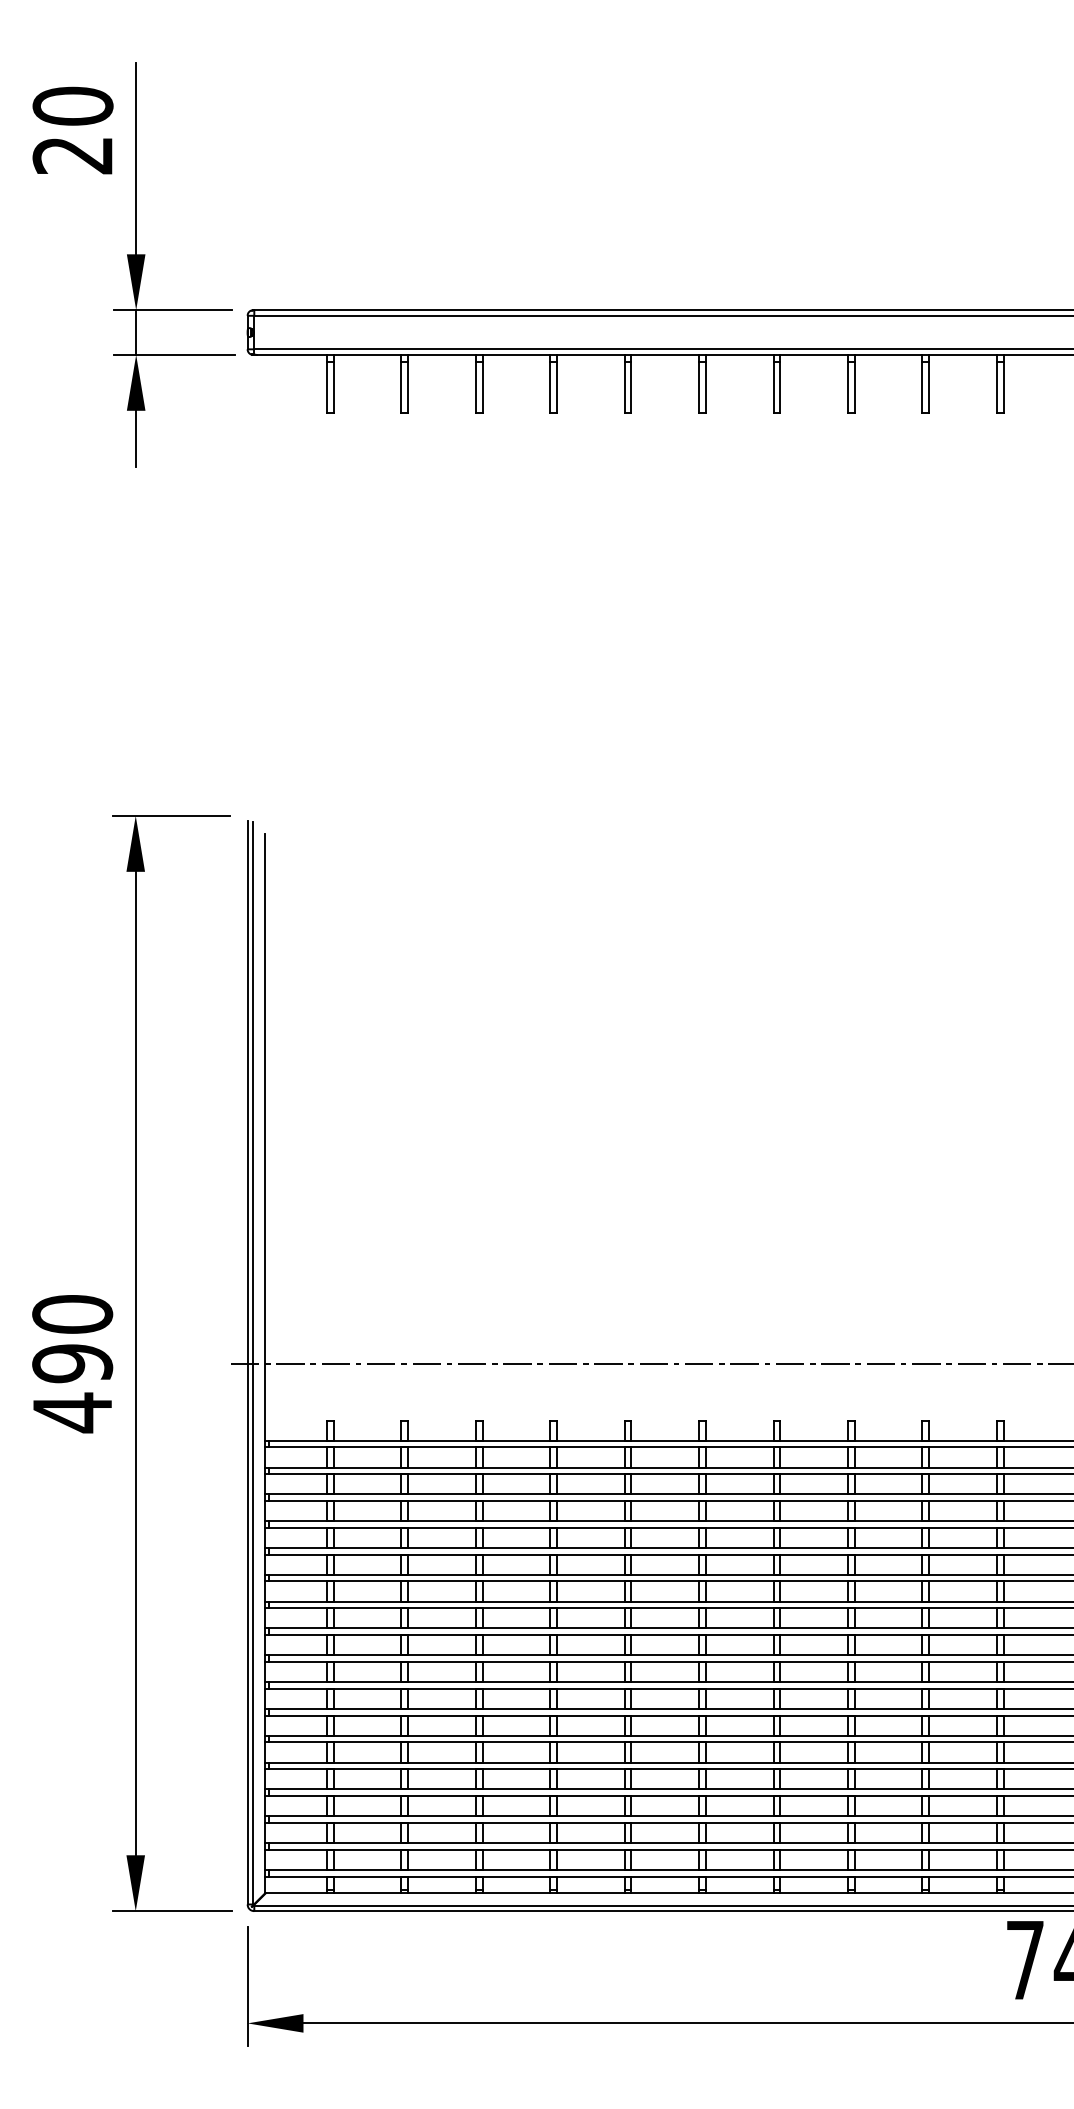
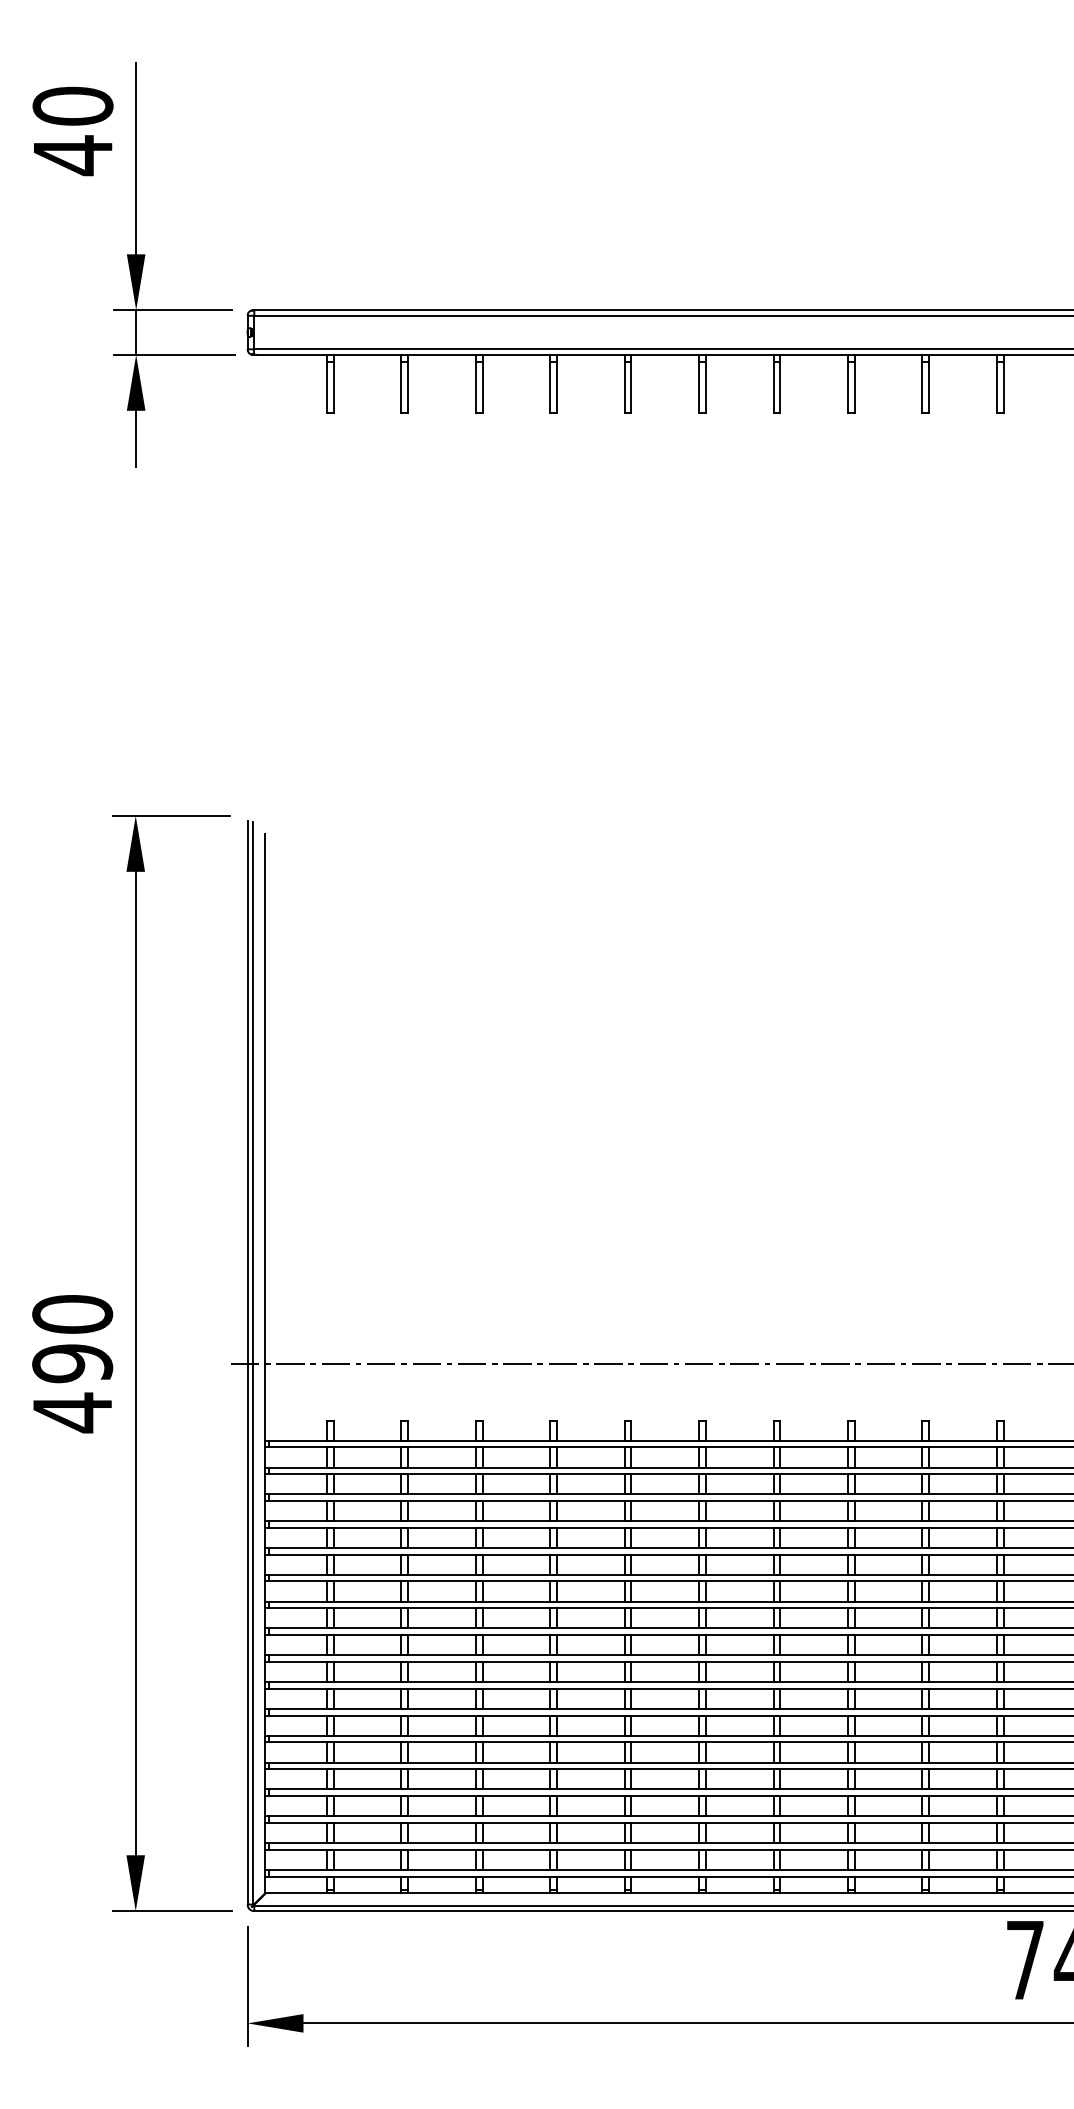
text: 20 -> 40 (72, 155)
